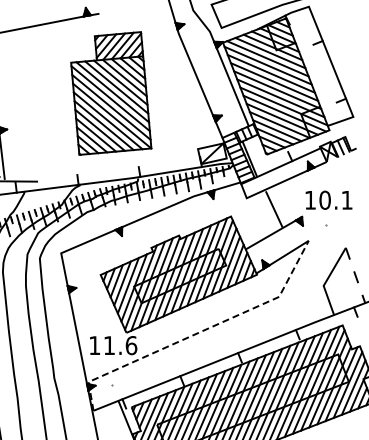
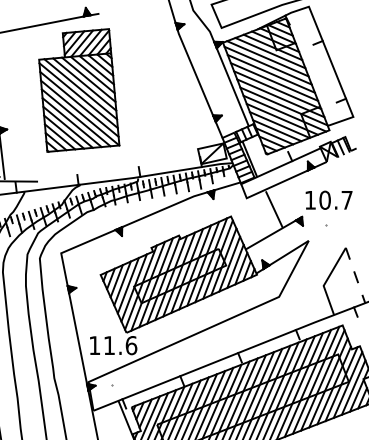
part position: (111, 93) -> (79, 90) (79, 90)
text: 10.1 -> 10.7 (346, 200)
line: dashed -> solid (199, 332)
